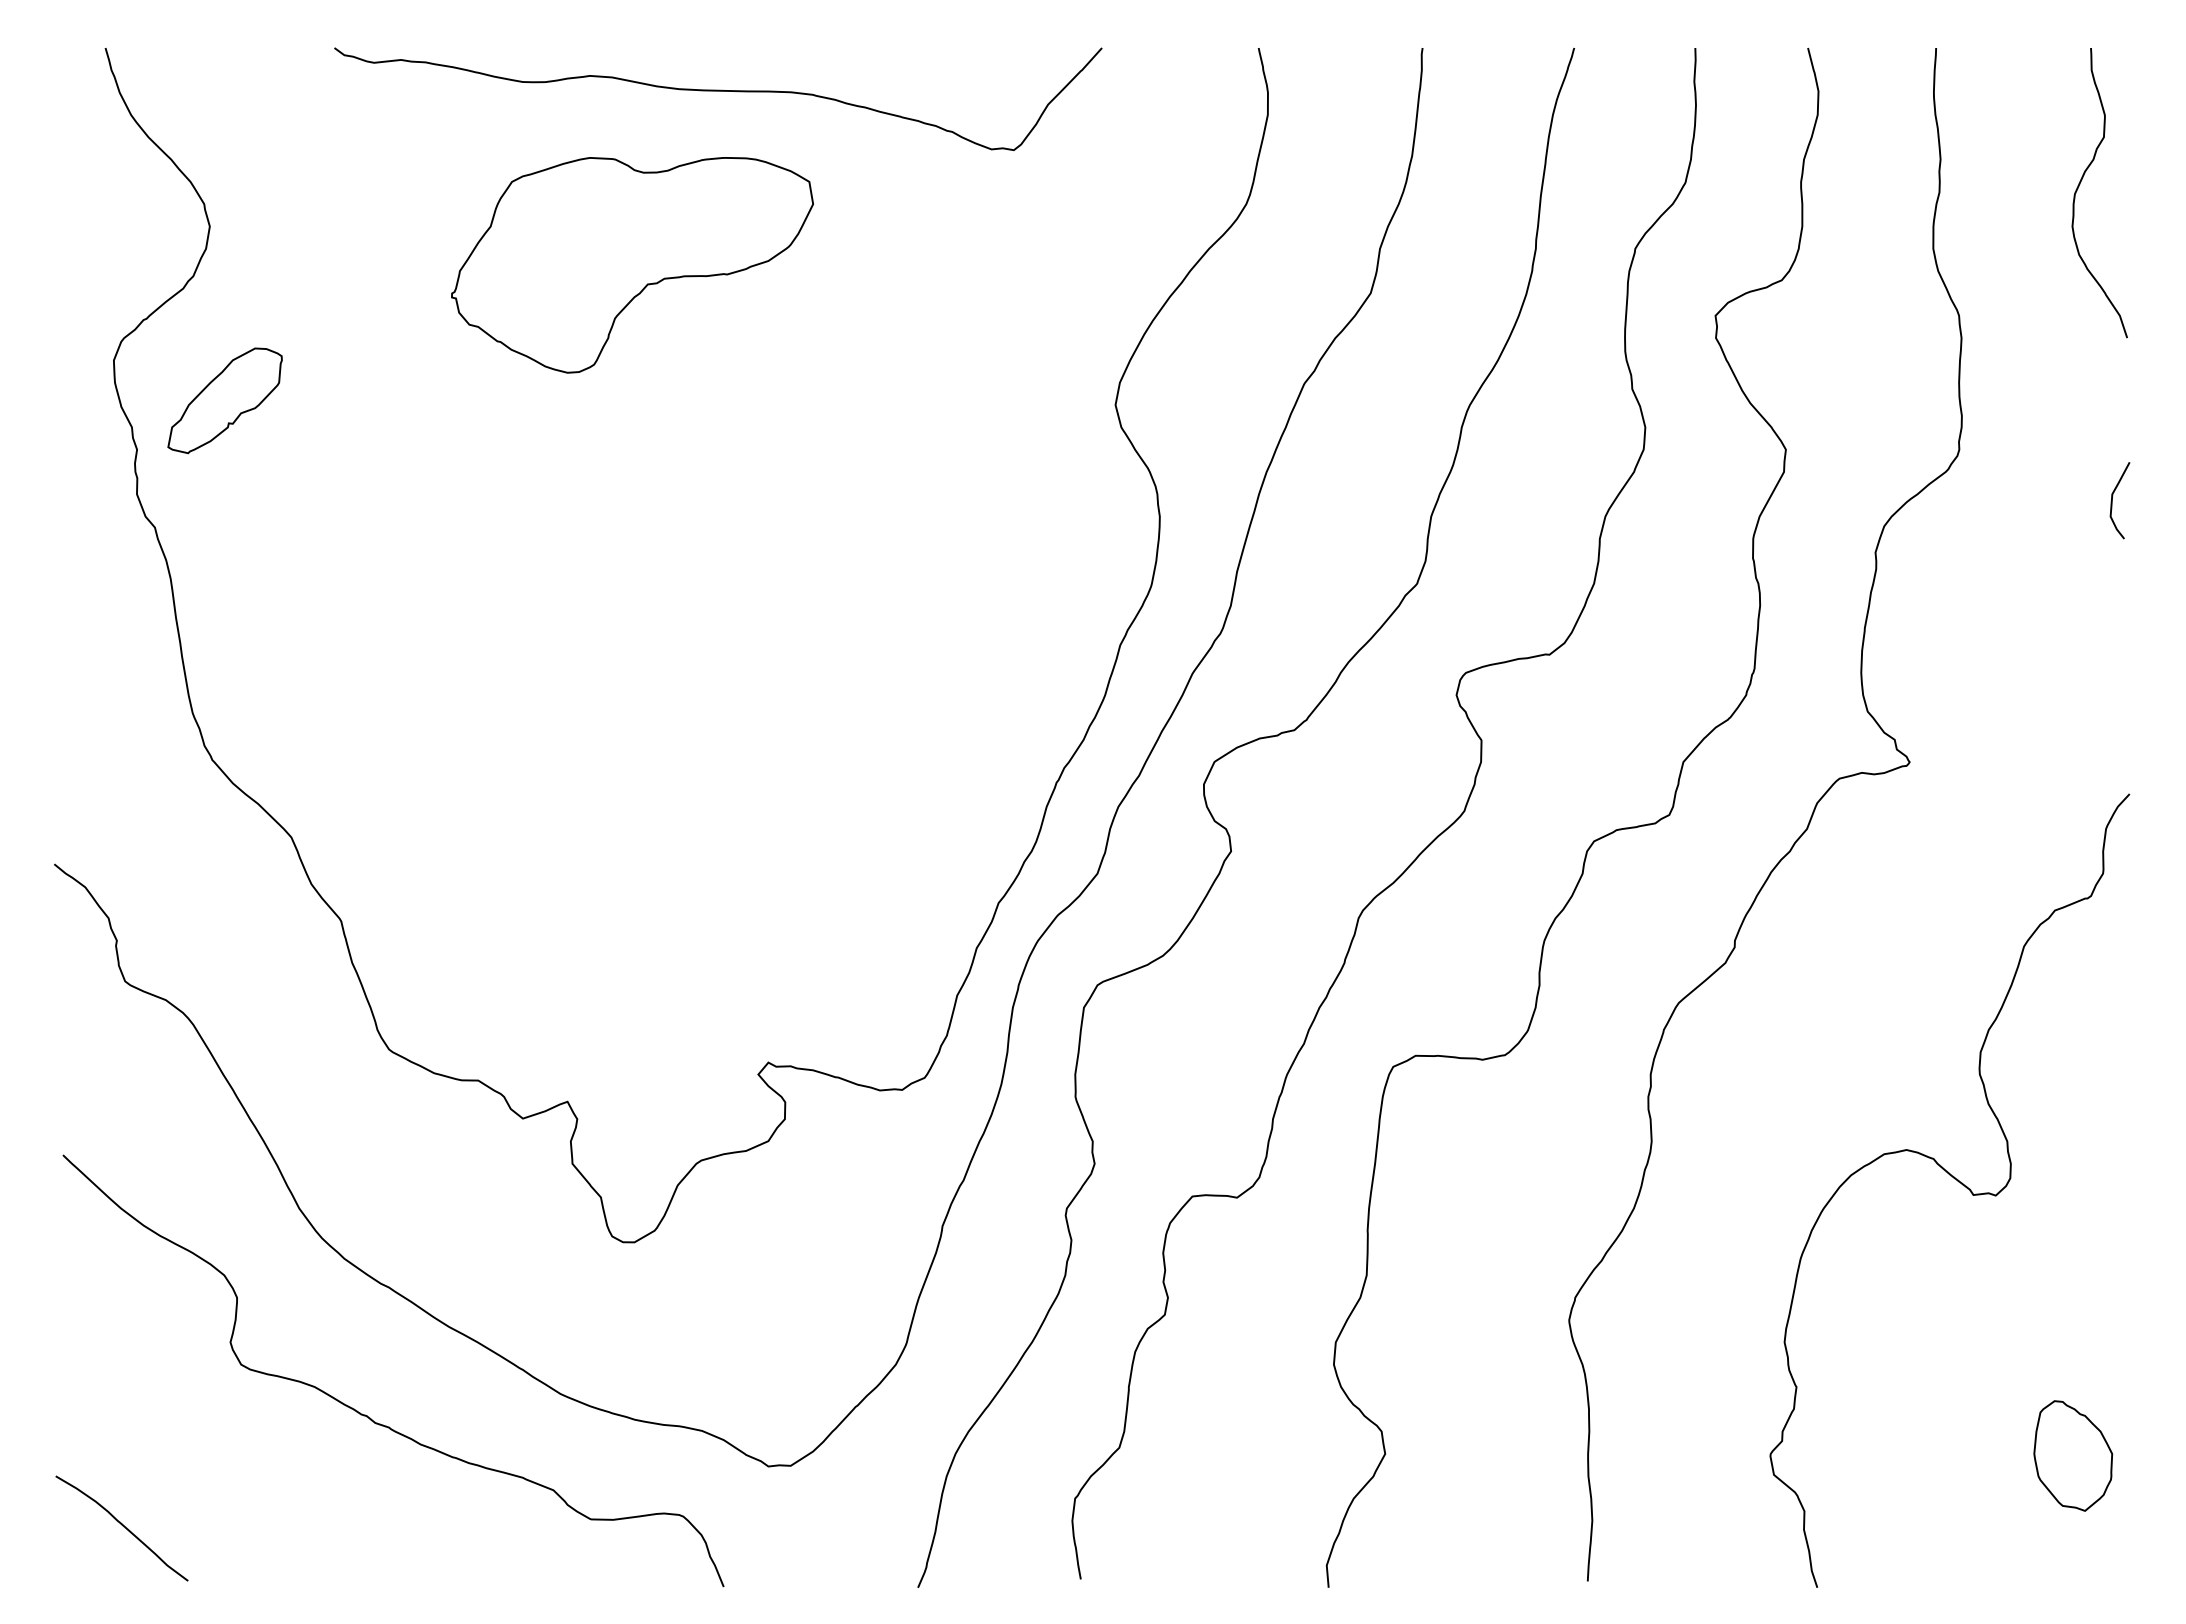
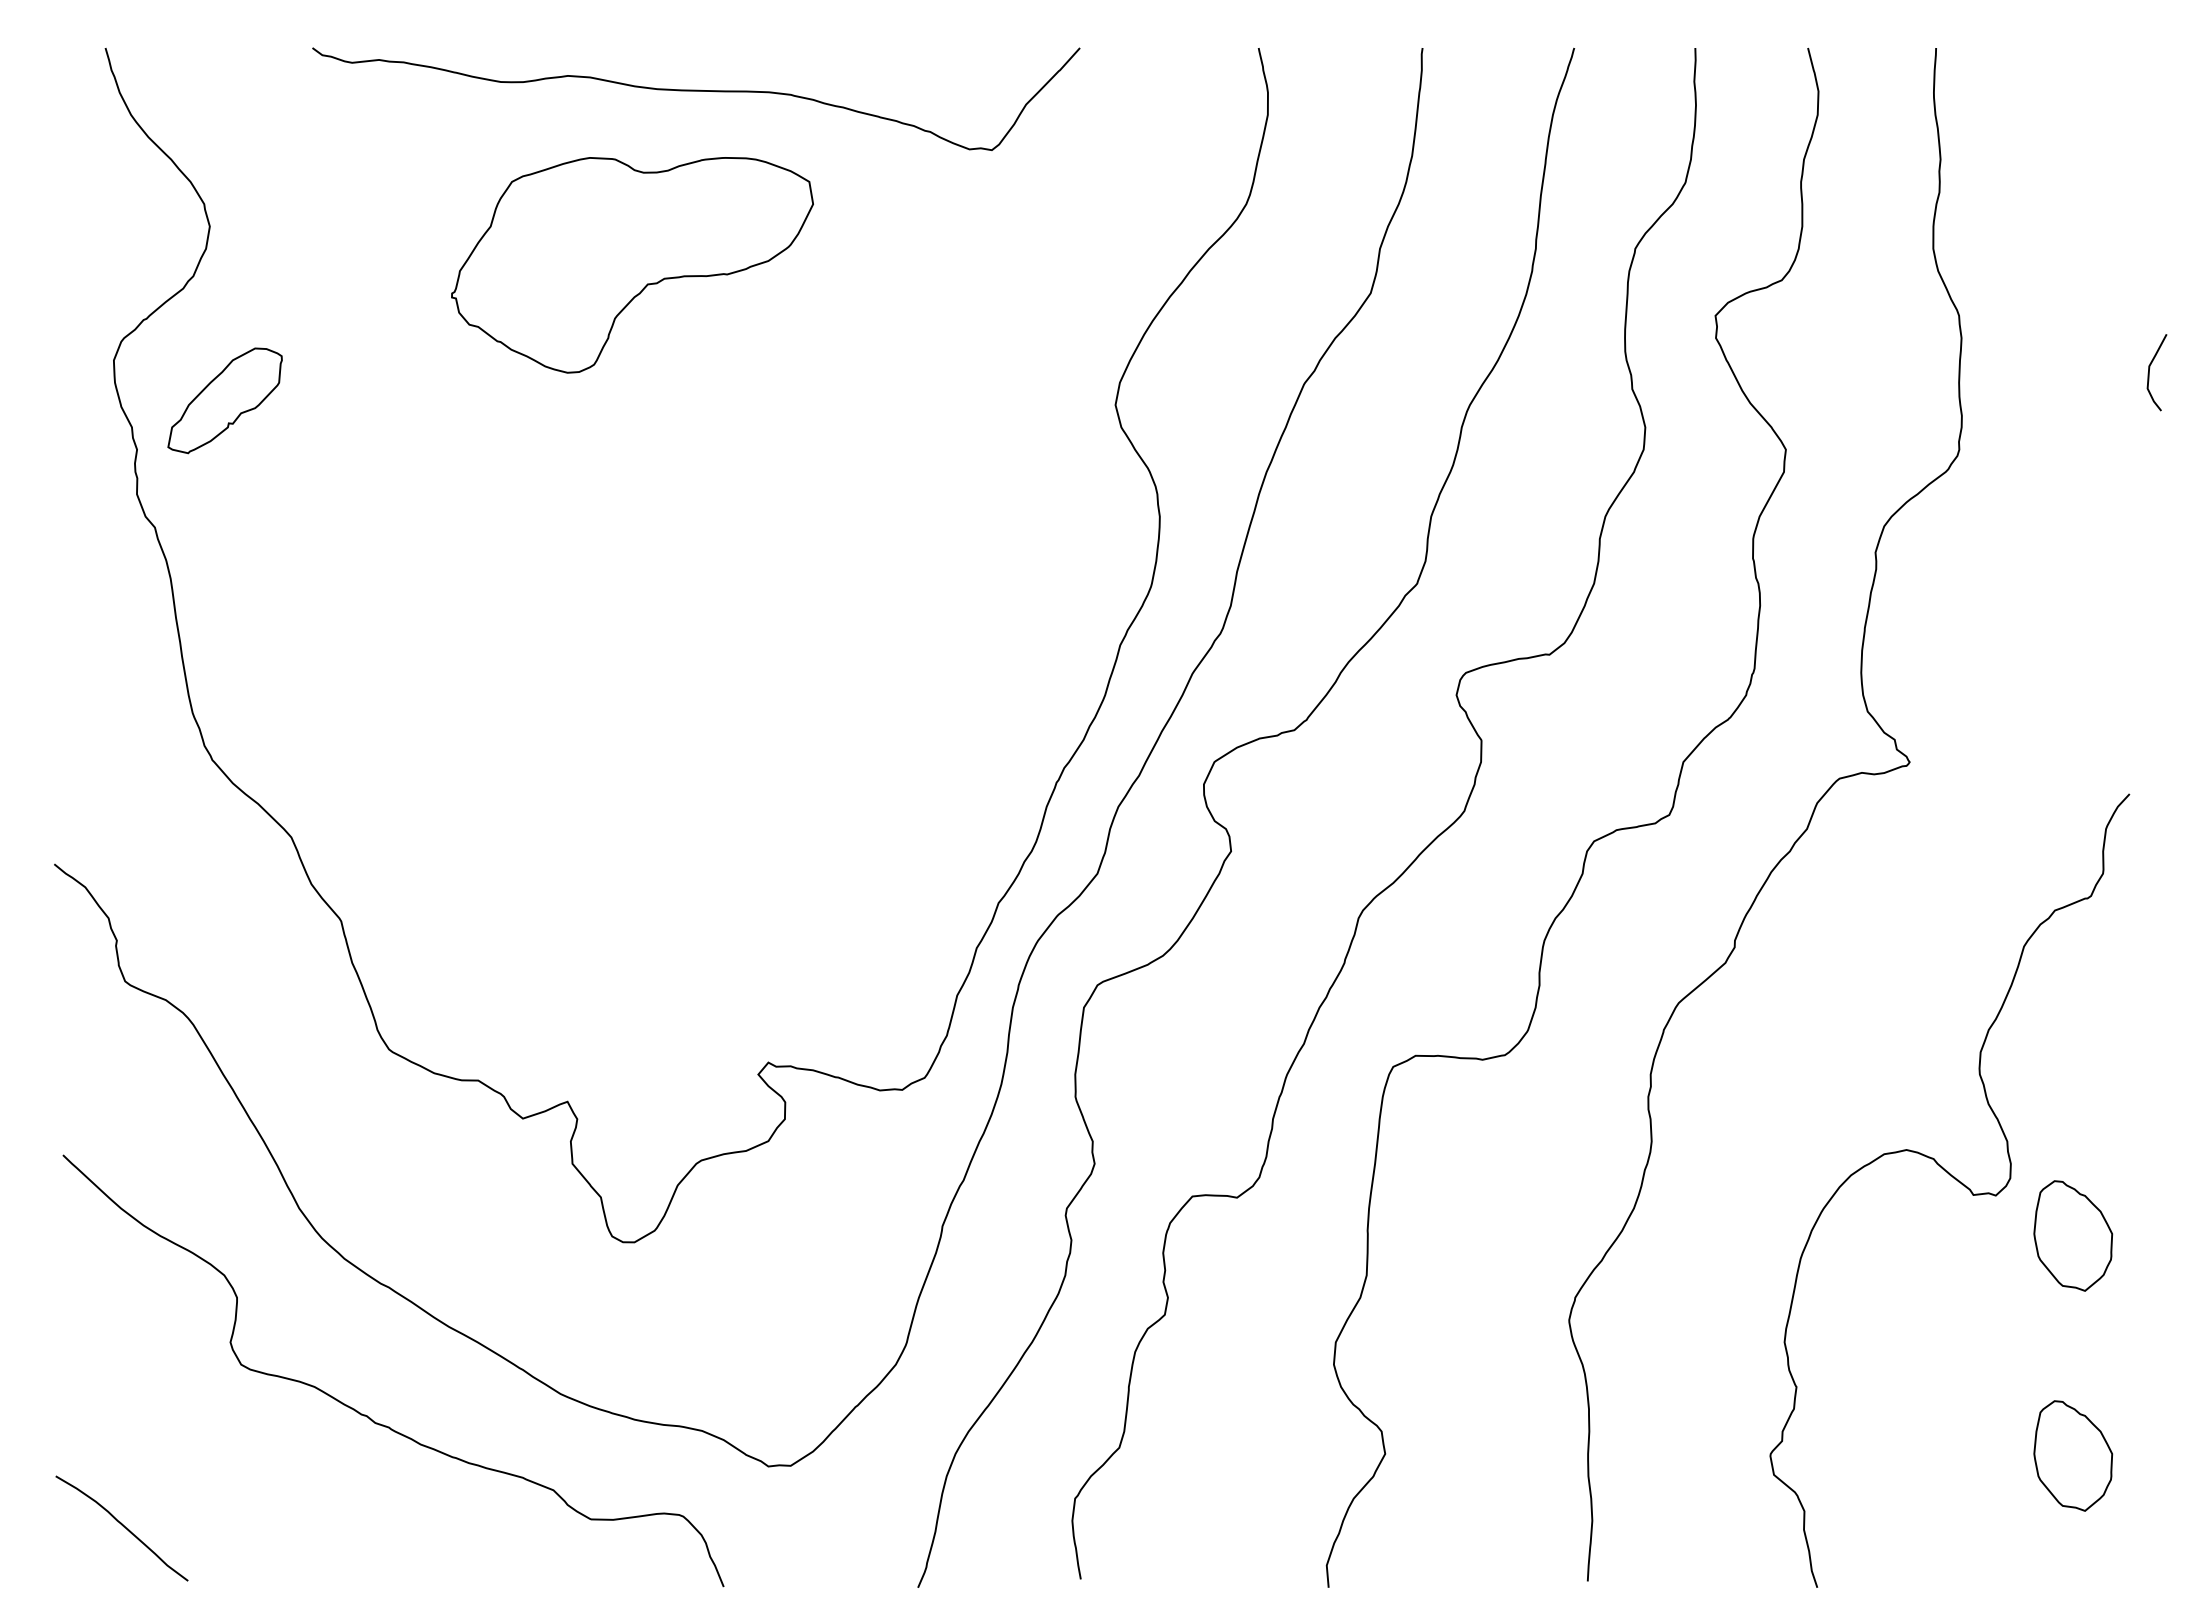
curve position: (718, 91) -> (696, 91) (696, 91)
curve: present -> none (2080, 184)
curve position: (2112, 500) -> (2149, 372) (2149, 372)
part: none -> present (2073, 1235)
